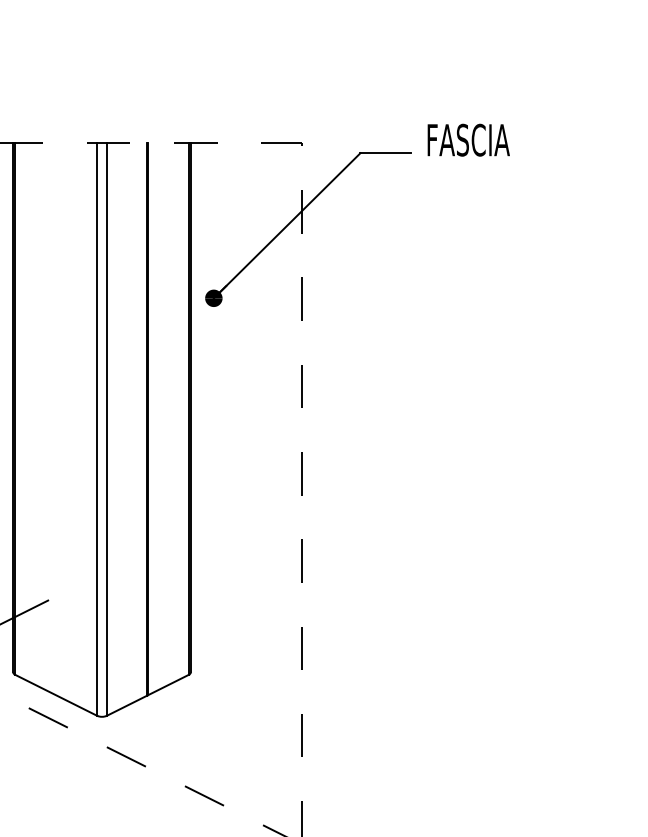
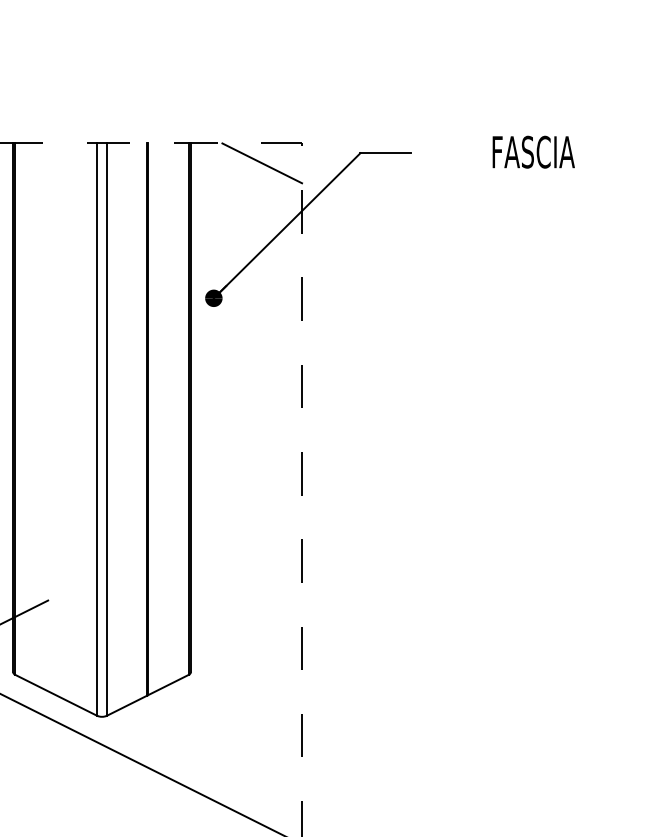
text position: (468, 139) -> (533, 151) (533, 151)
line: none -> present (262, 163)
line: dashed -> solid (142, 765)
